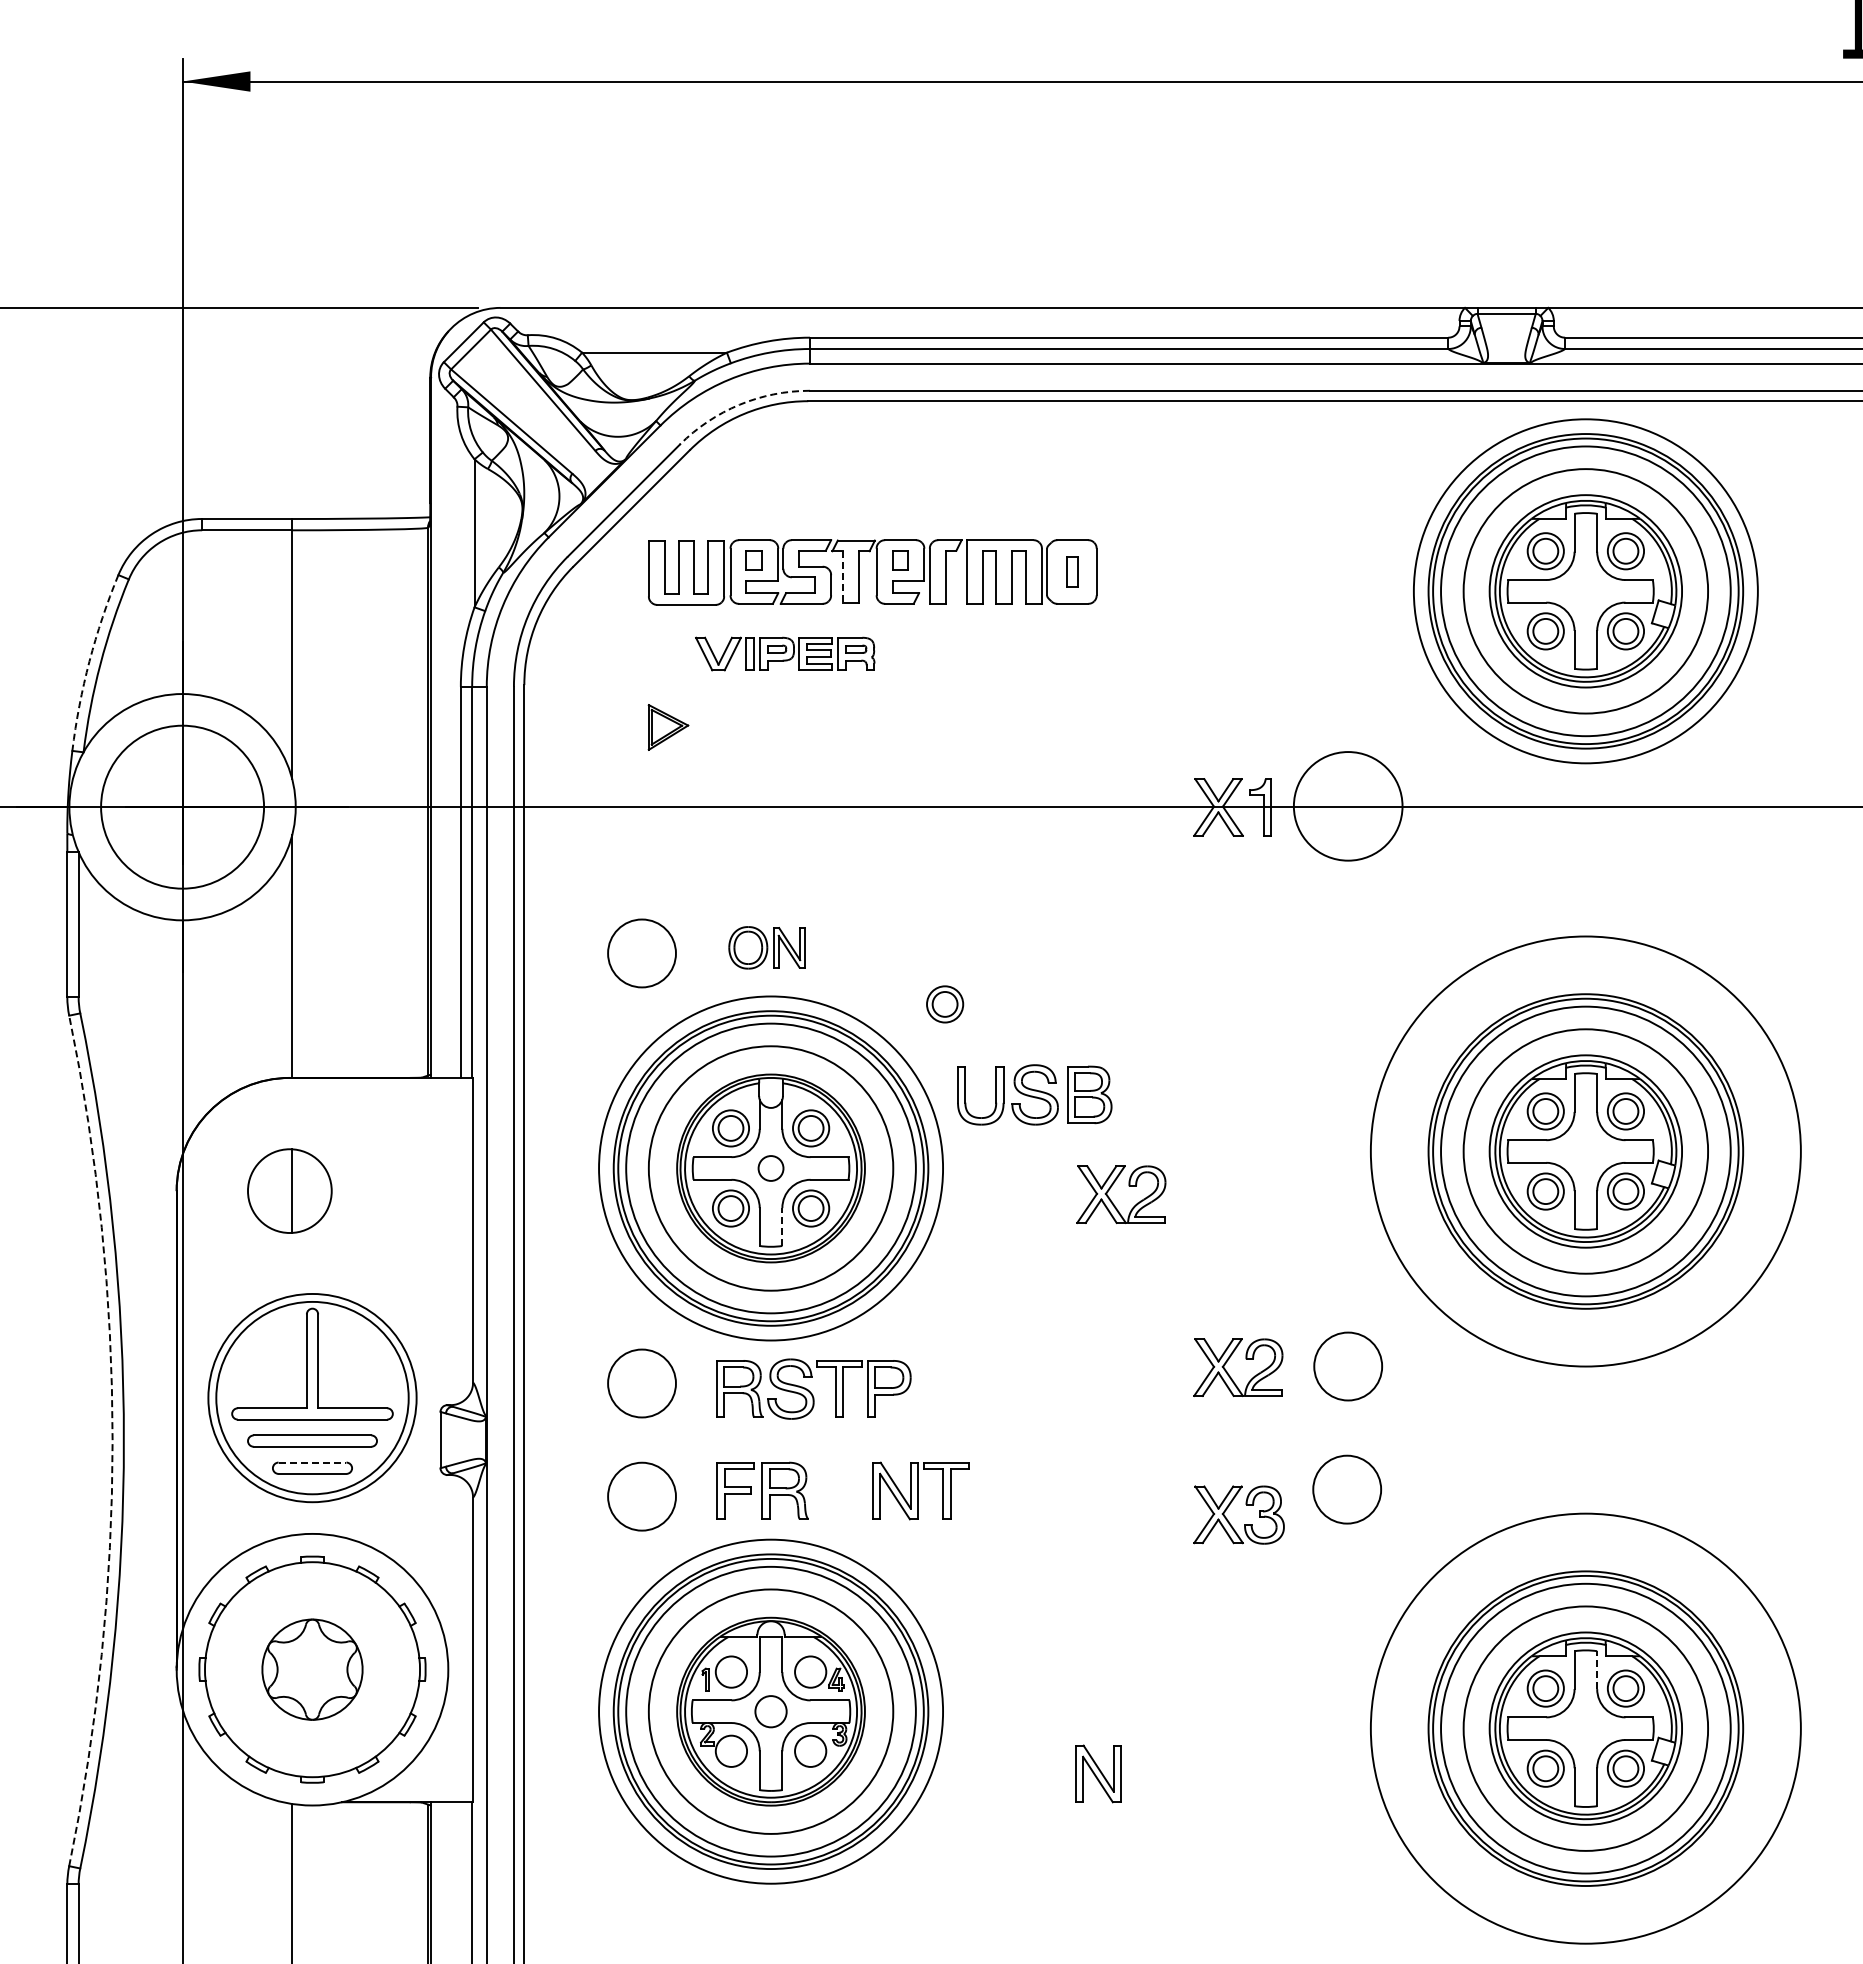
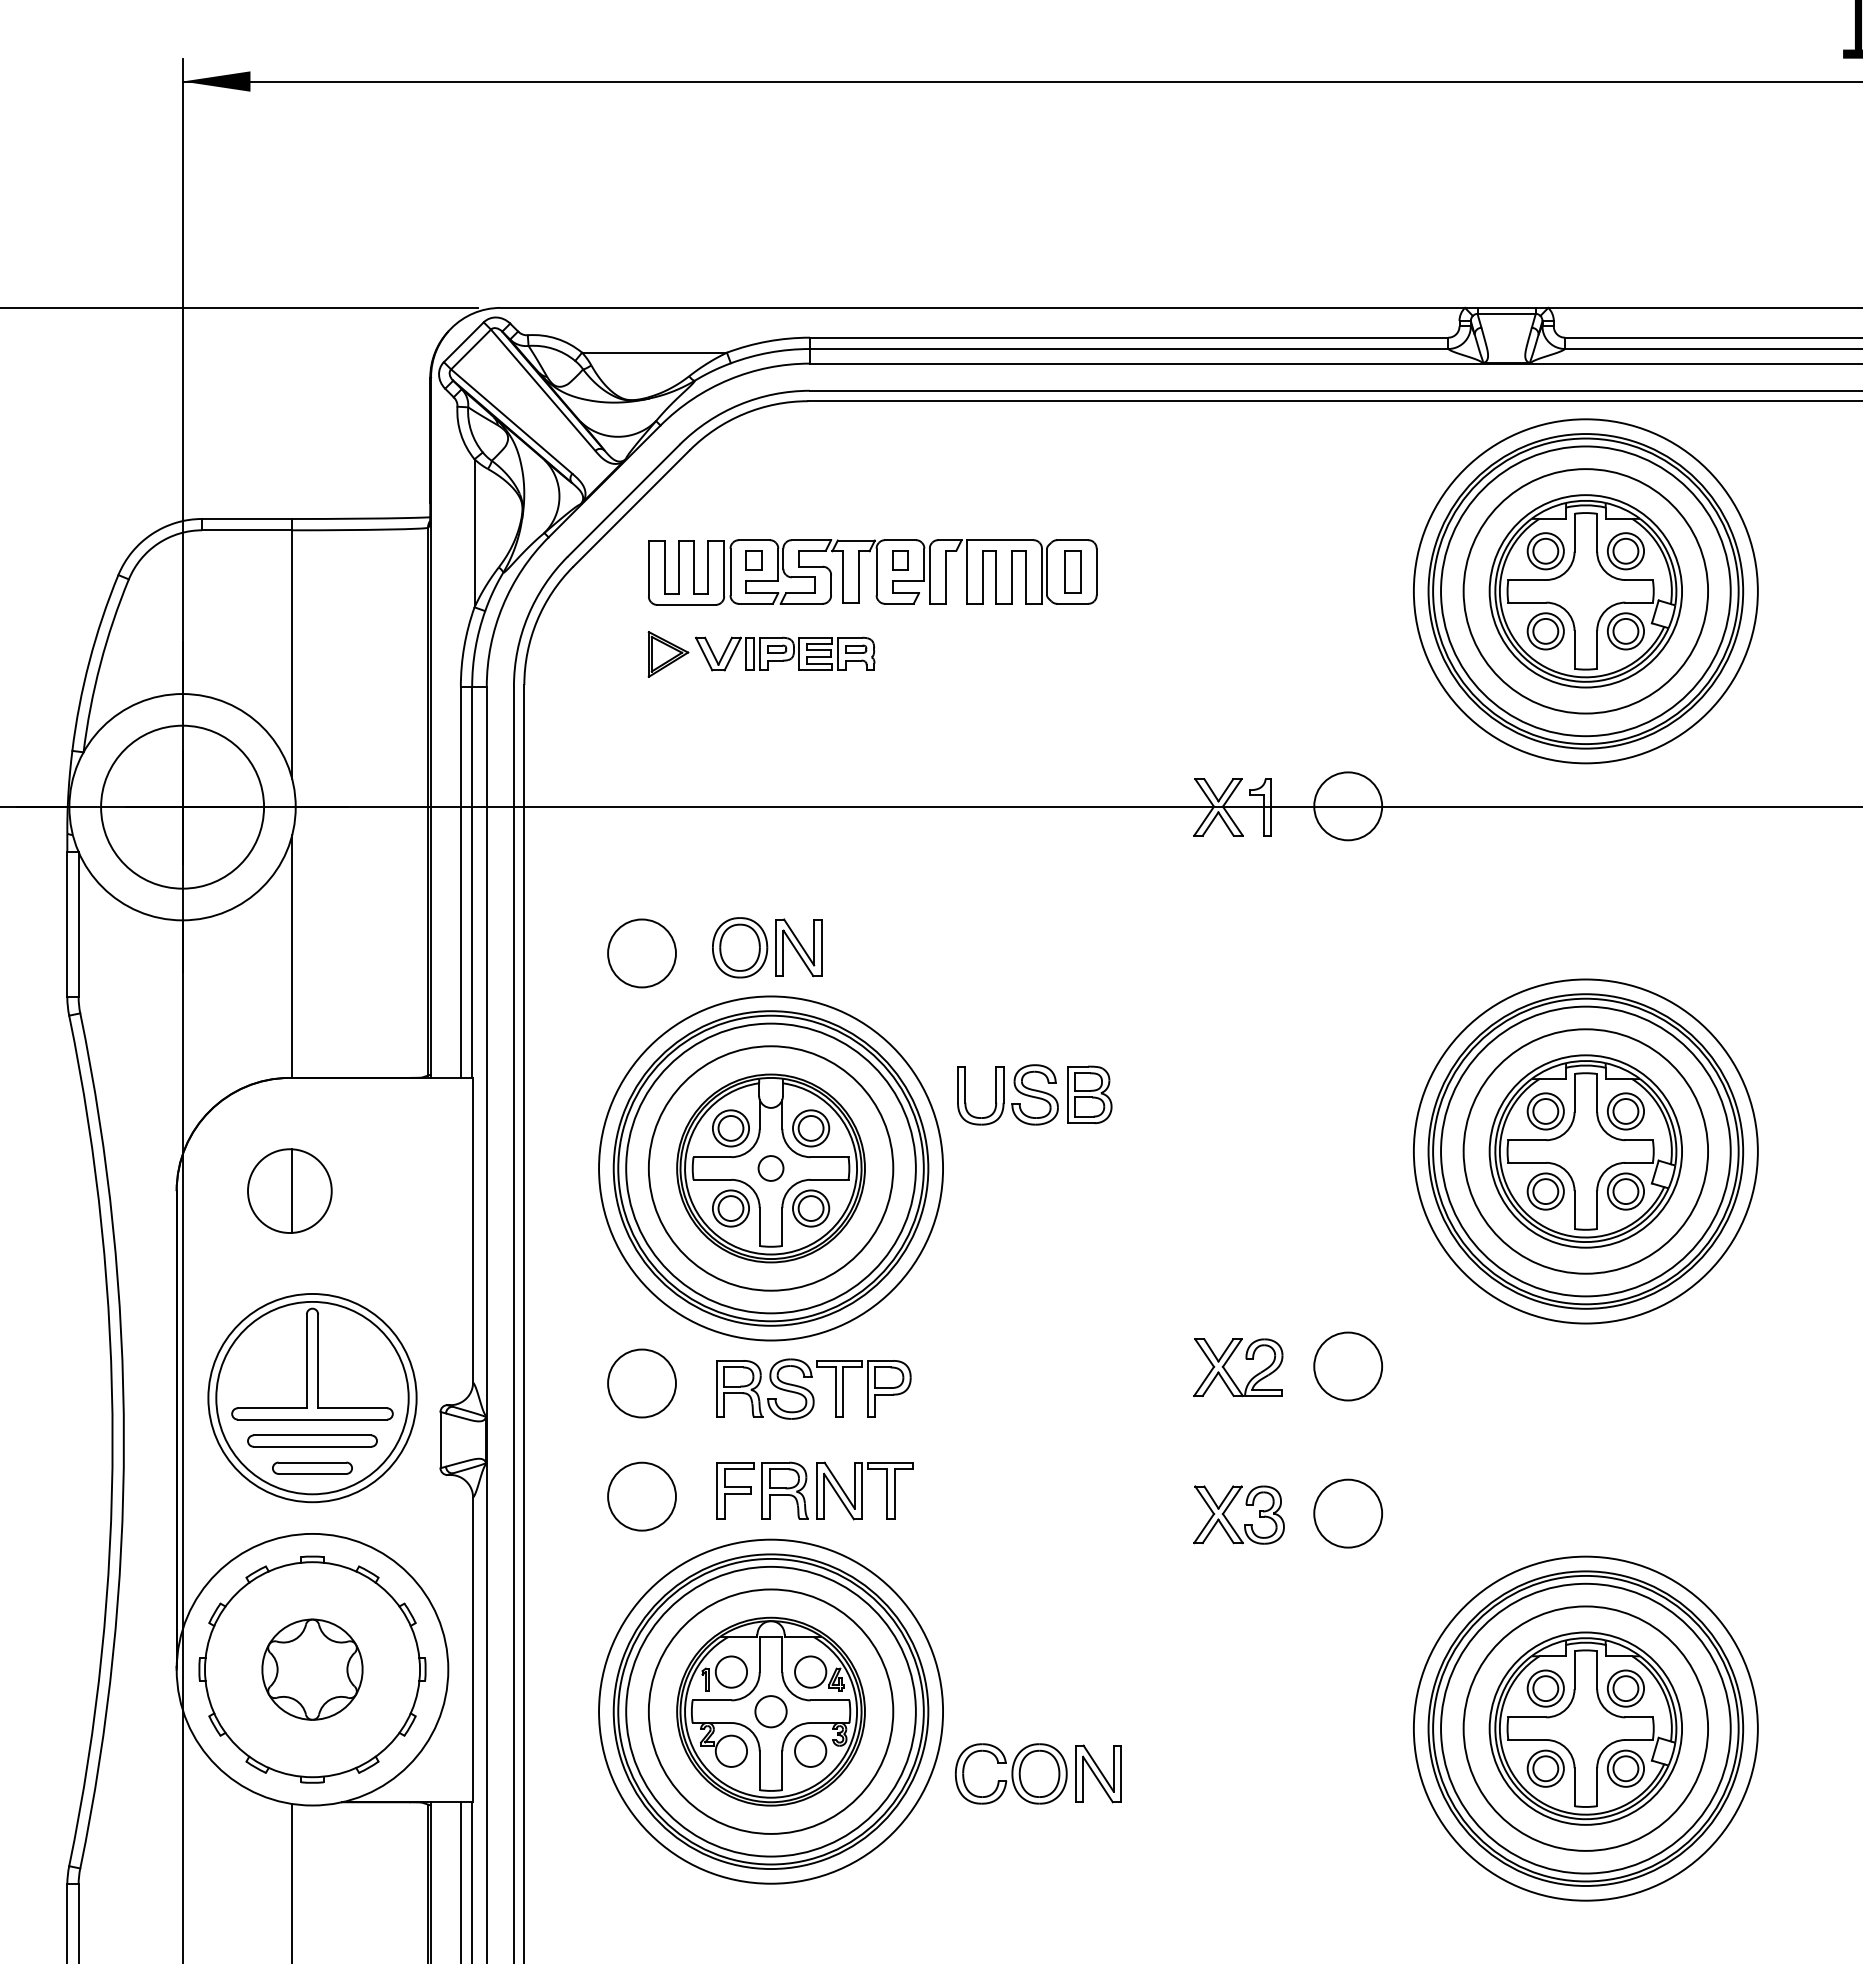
arc: dashed -> solid (739, 404)
part size: 13x32 px -> 18x44 px (1072, 571)
line: dashed -> solid (843, 577)
arc: dashed -> solid (89, 661)
part position: (668, 727) -> (668, 654) (668, 654)
circle diameter: 109 px -> 68 px (1348, 806)
part size: 78x44 px -> 111x62 px (767, 947)
part: present -> none (945, 1004)
circle diameter: 430 px -> 344 px (1585, 1151)
part: present -> none (1129, 1186)
line: dashed -> solid (782, 1227)
arc: dashed -> solid (112, 1440)
line: dashed -> solid (312, 1462)
circle position: (1347, 1489) -> (1348, 1513) (1348, 1513)
part position: (920, 1490) -> (864, 1490) (864, 1490)
line: dashed -> solid (1597, 1670)
circle diameter: 430 px -> 344 px (1585, 1728)
part: none -> present (1010, 1773)
line: none -> present (460, 1881)
